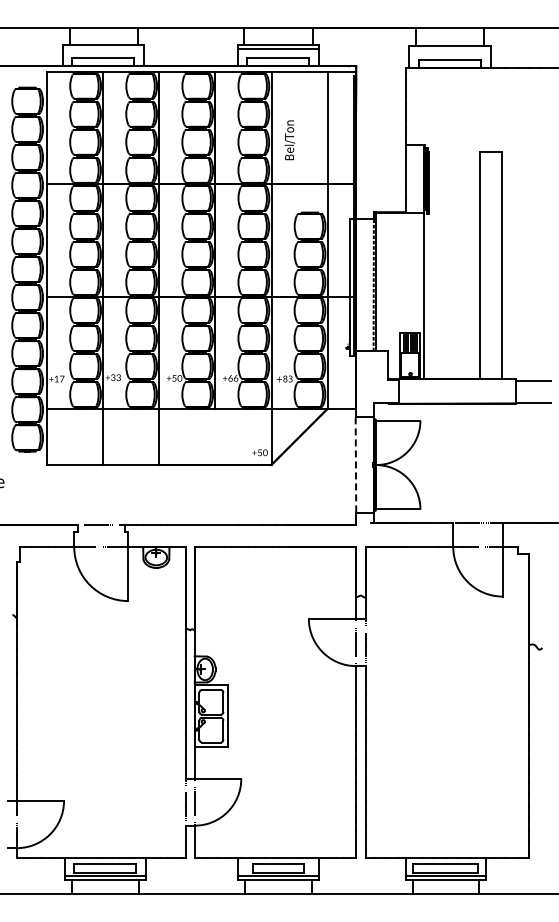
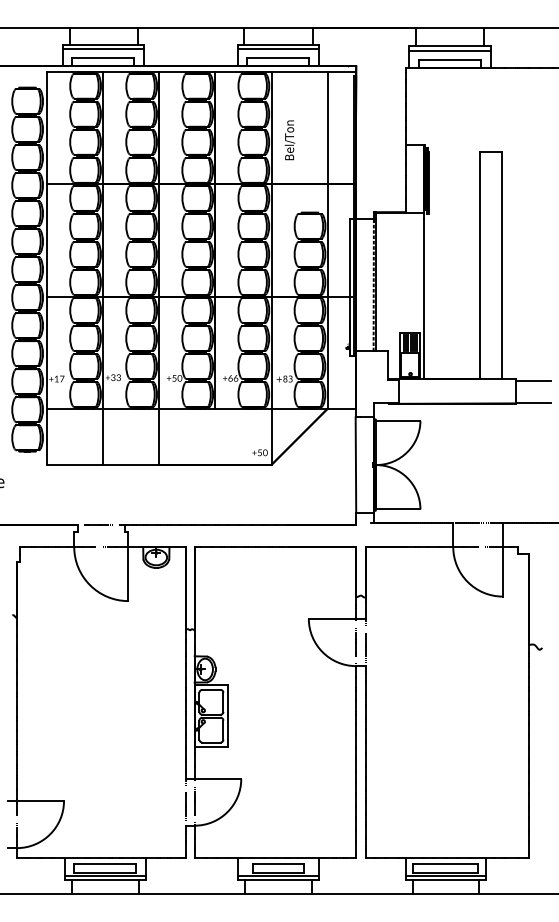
line: none -> present (103, 48)
line: none -> present (449, 50)
line: dashed -> solid (355, 465)
